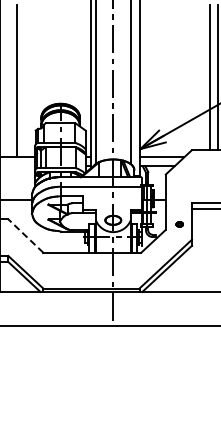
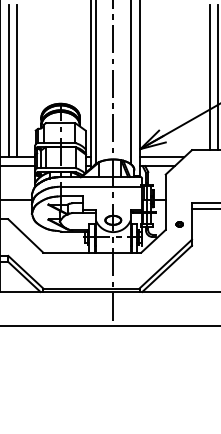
line: none -> present (8, 80)
line: none -> present (18, 166)
line: dashed -> solid (25, 235)
